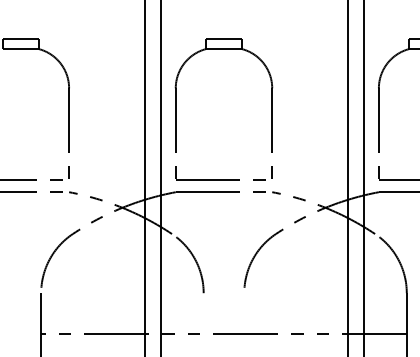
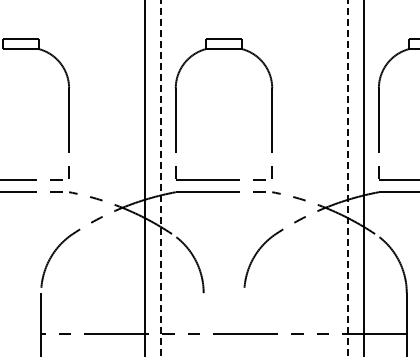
line: solid -> dashed (160, 178)
line: solid -> dashed (348, 179)
